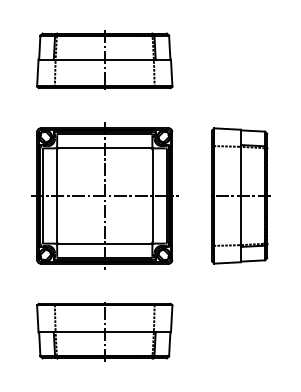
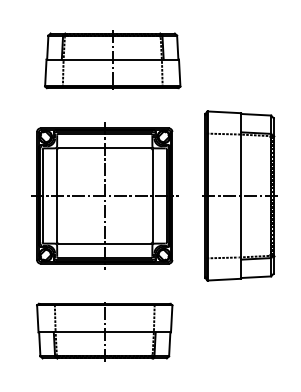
part position: (104, 59) -> (112, 59) (112, 59)
part size: 60x138 px -> 76x172 px (239, 195)
